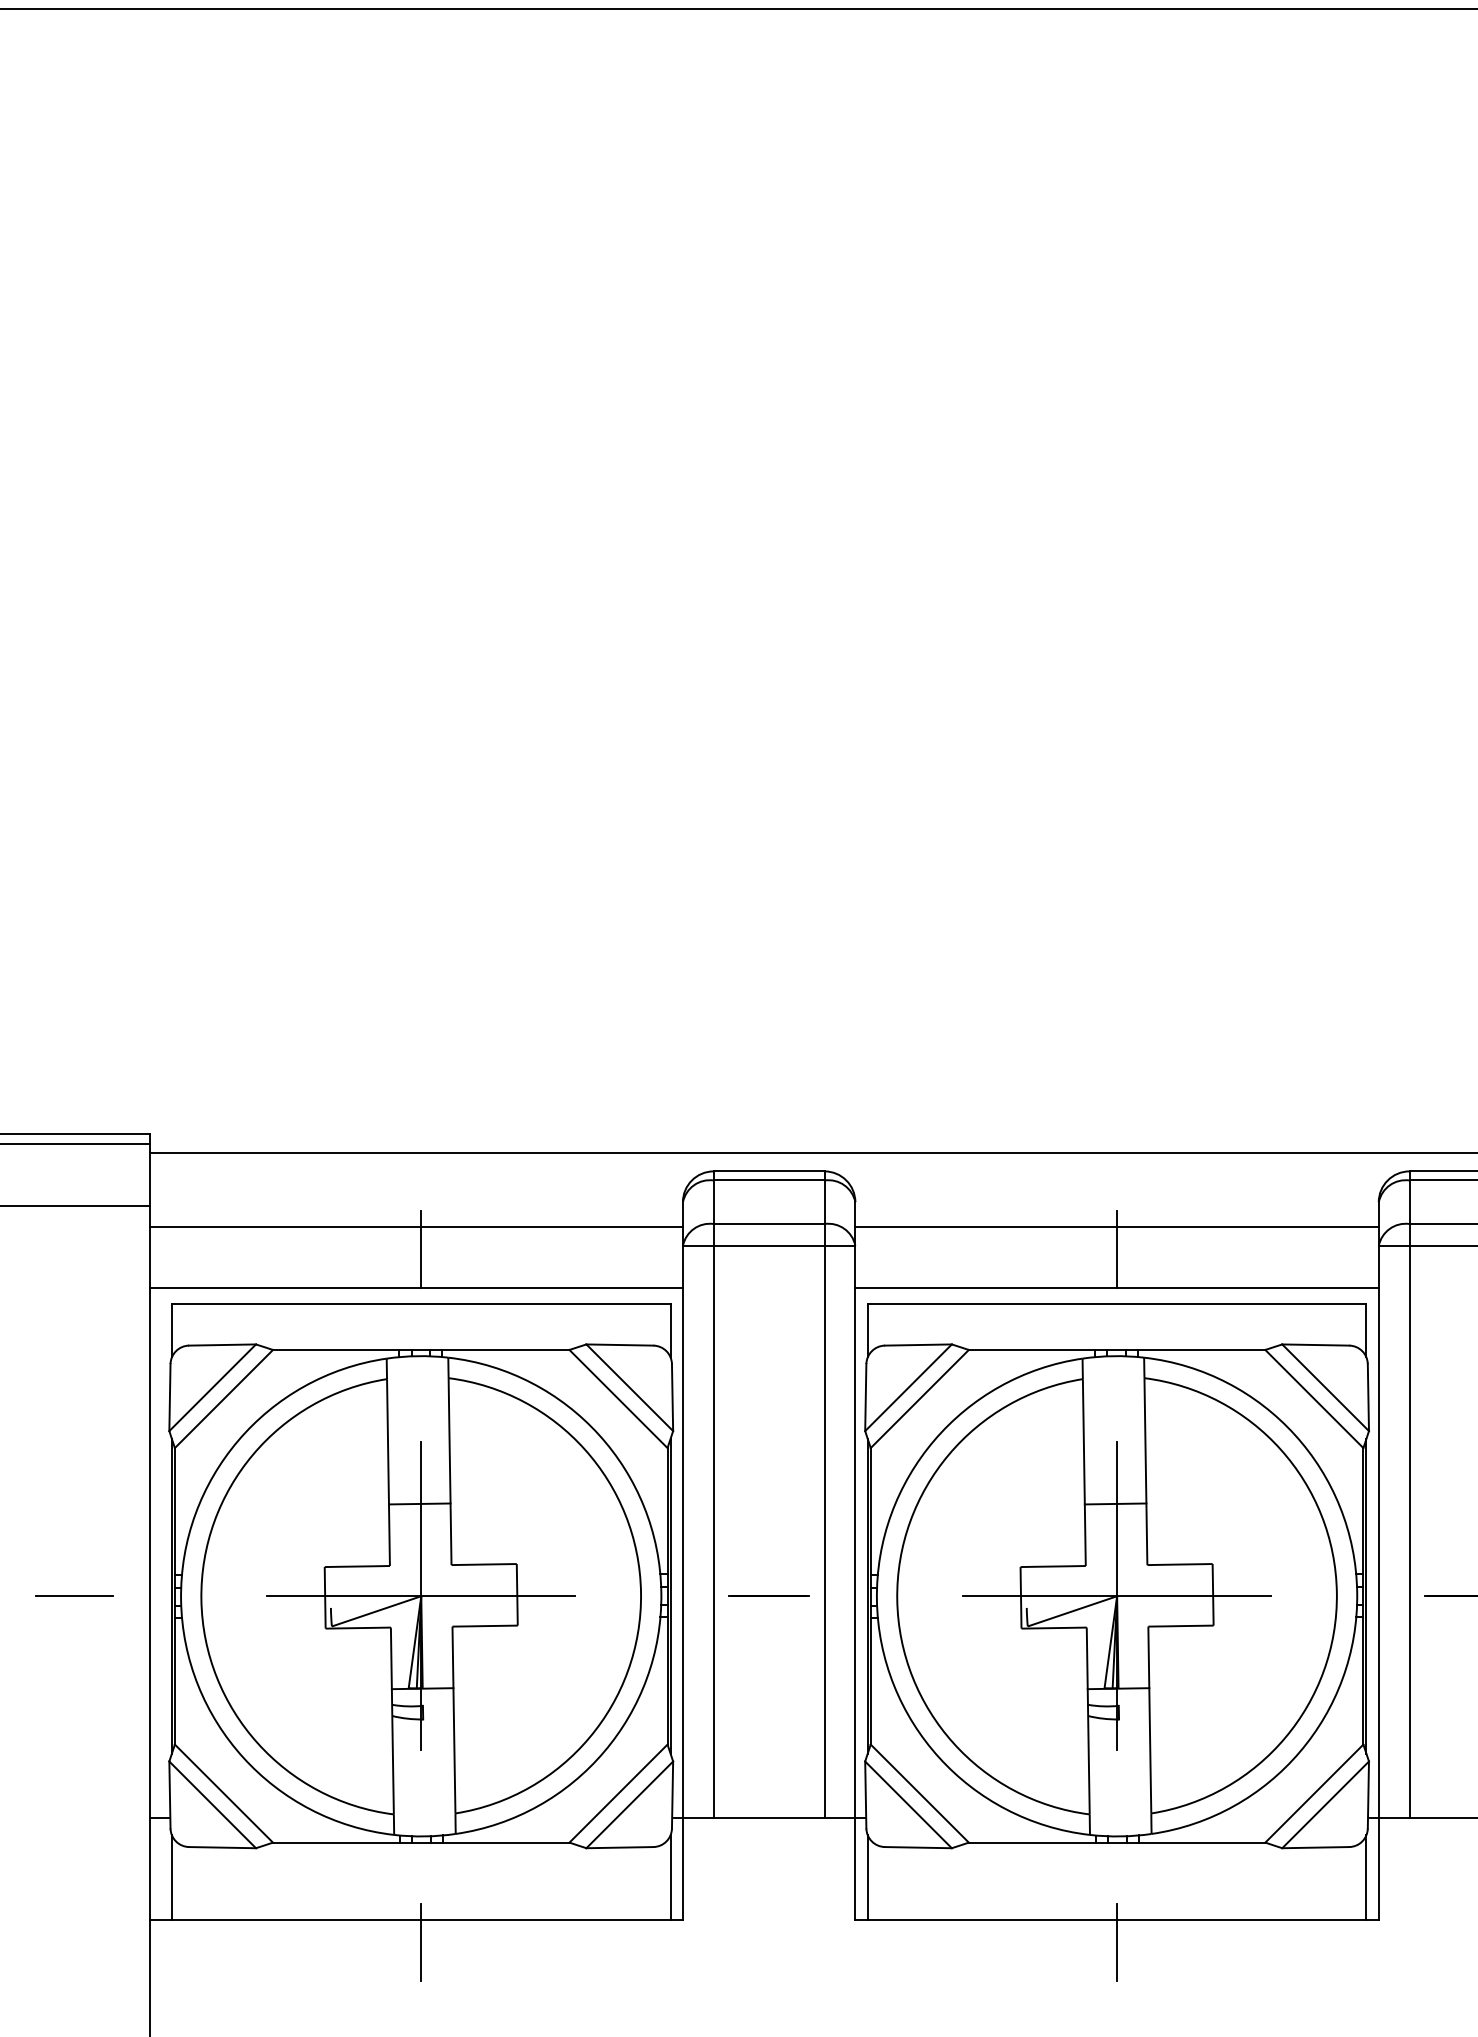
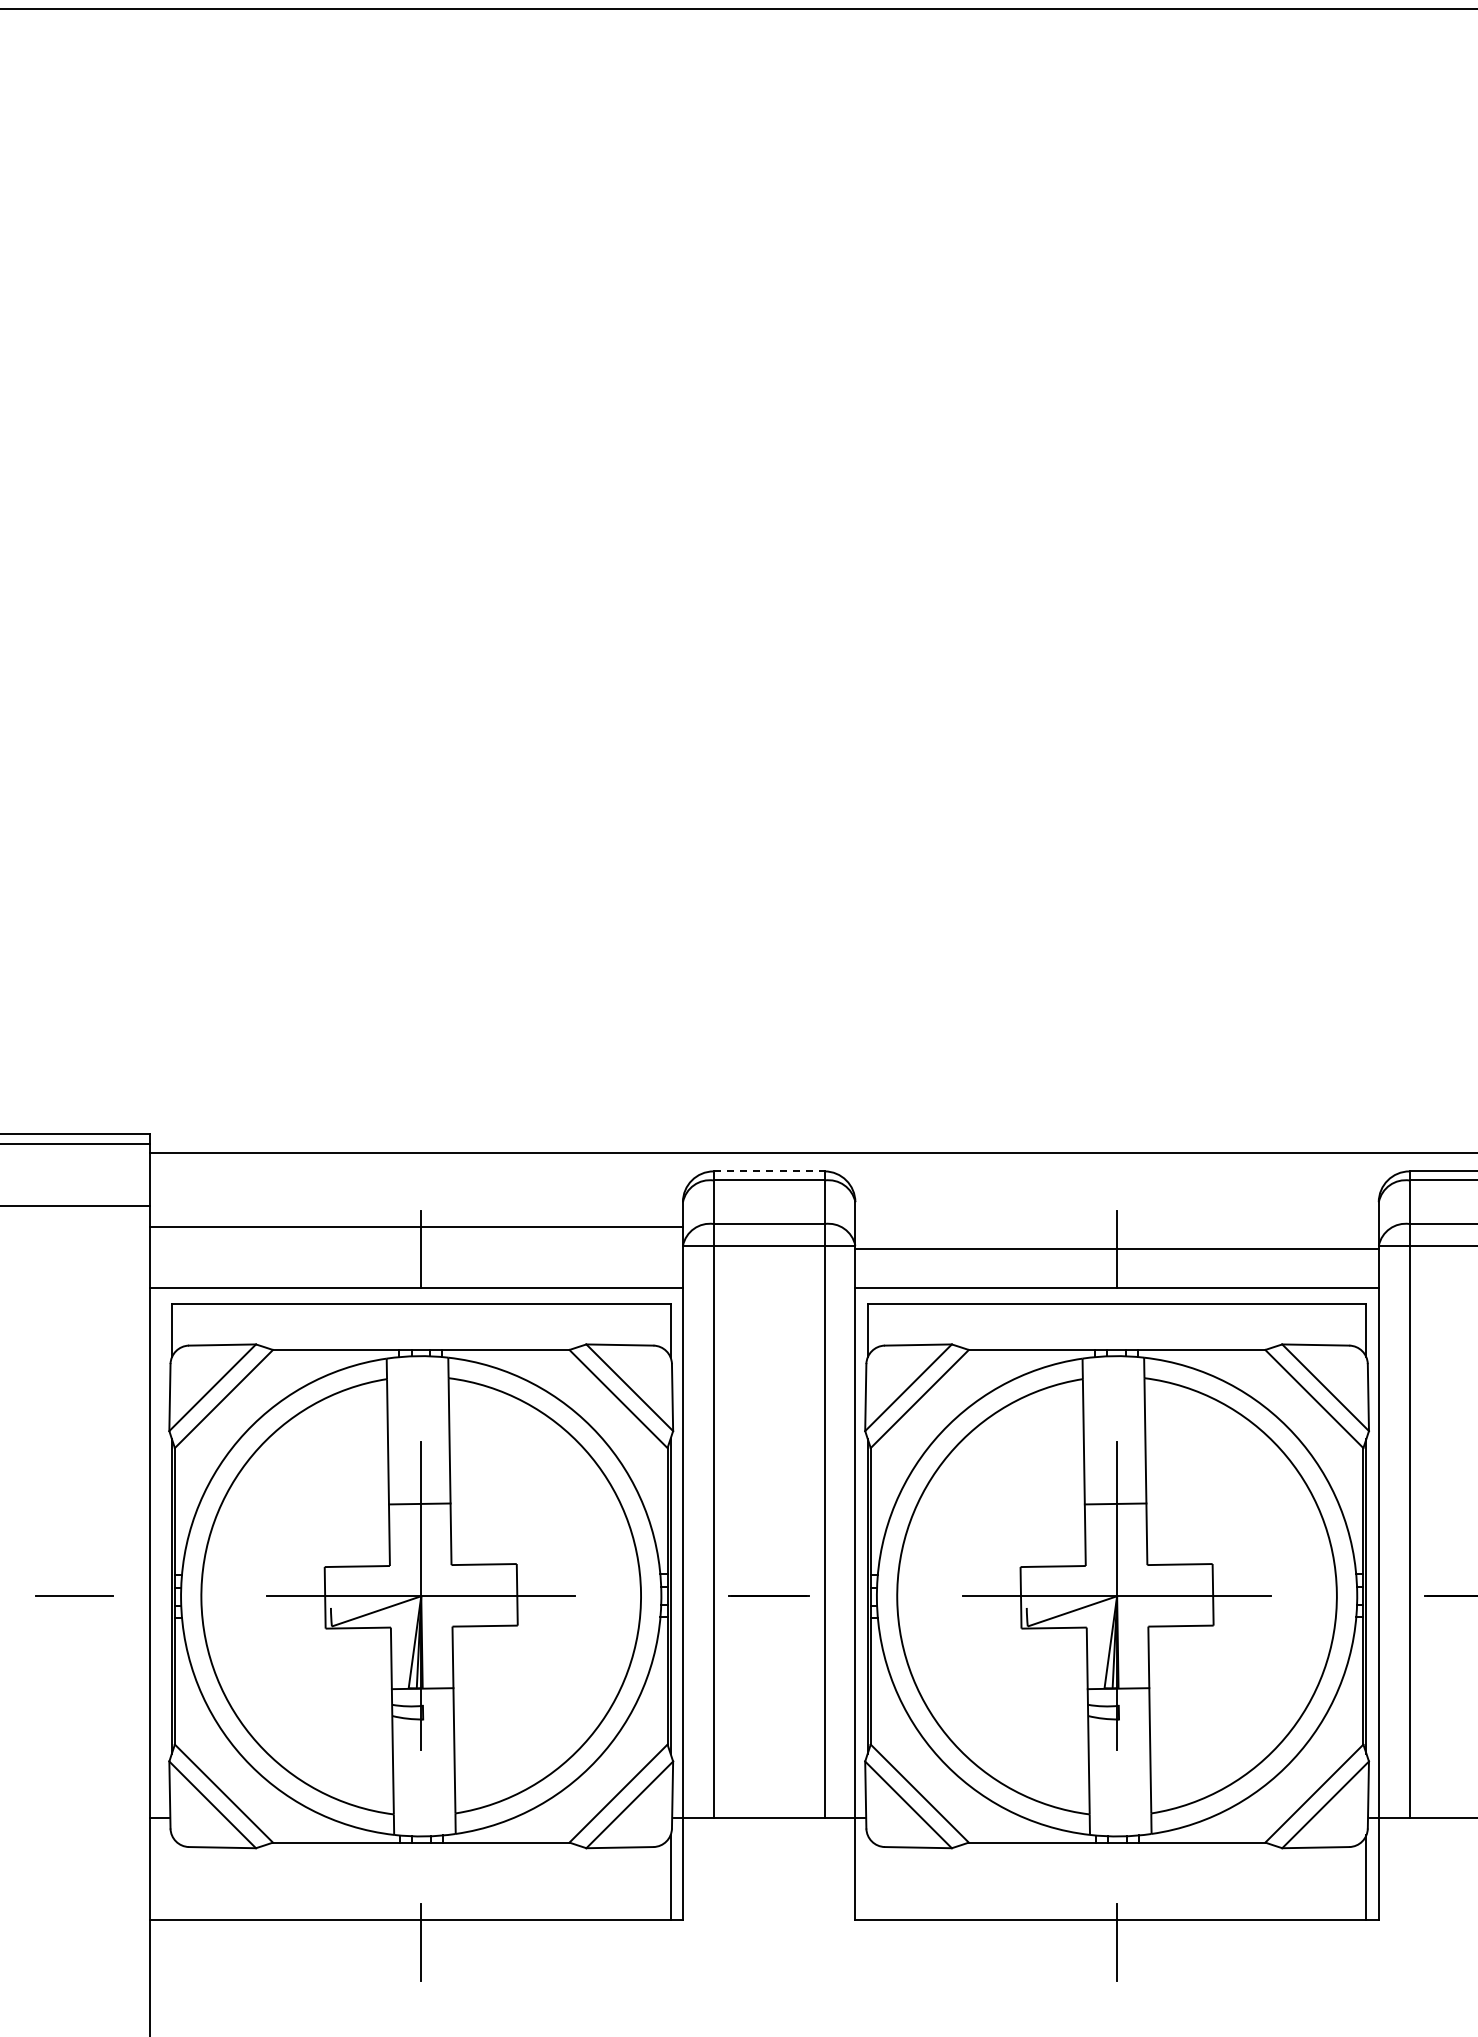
line: solid -> dashed (769, 1171)
line position: (1116, 1226) -> (1116, 1248) (1116, 1248)
line: present -> none (171, 1877)
line: present -> none (867, 1877)
